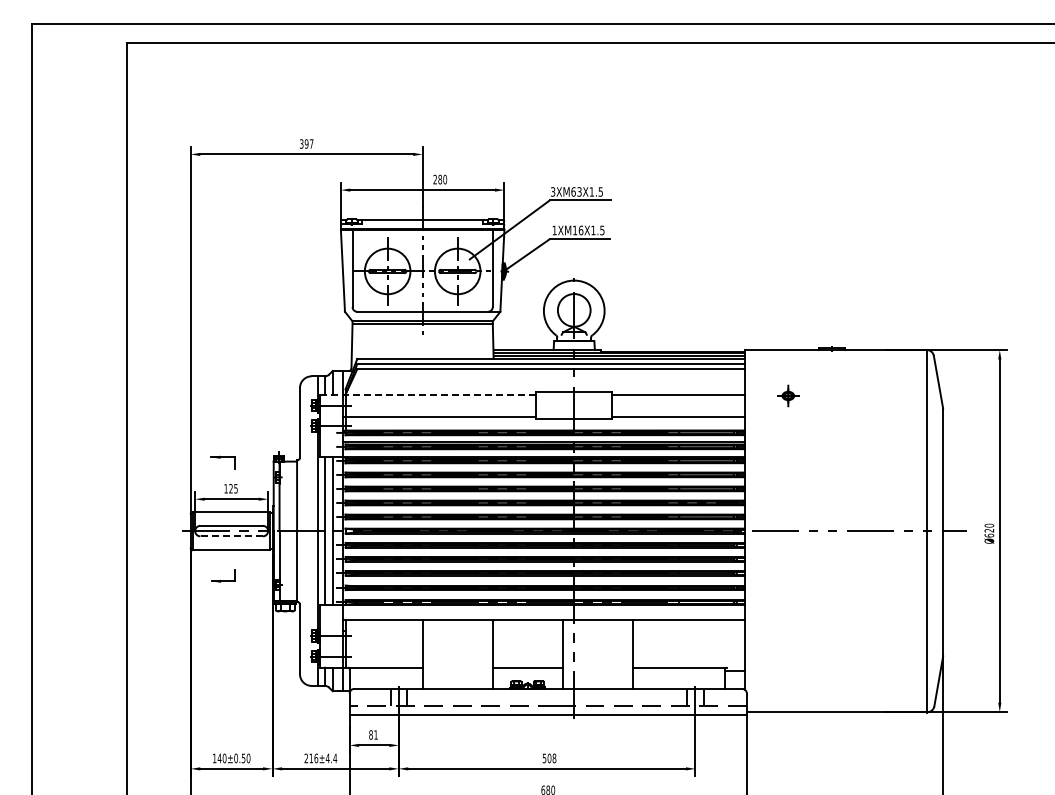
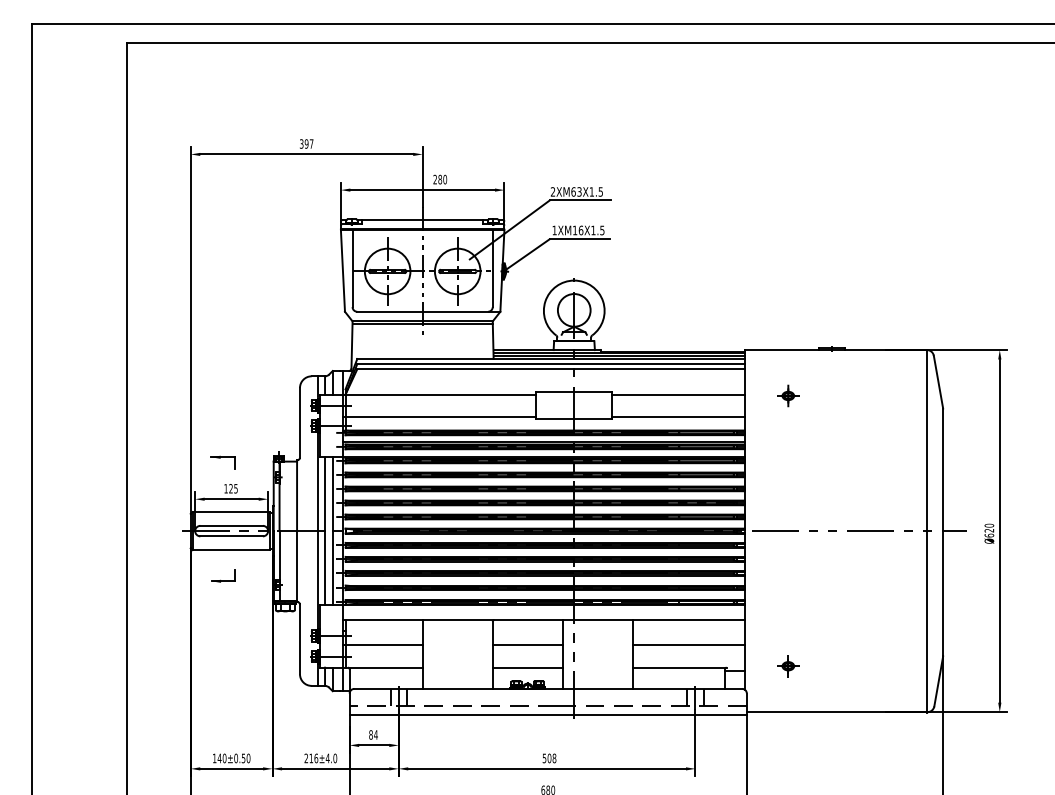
text: 3XM63X1.5 -> 2XM63X1.5 (552, 192)
line: dashed -> solid (427, 394)
line: dashed -> solid (231, 536)
line: none -> present (382, 645)
line: none -> present (527, 645)
line: none -> present (688, 645)
part: none -> present (788, 666)
text: 81 -> 84 (375, 734)
text: ±4.4 -> ±4.0 (335, 758)
